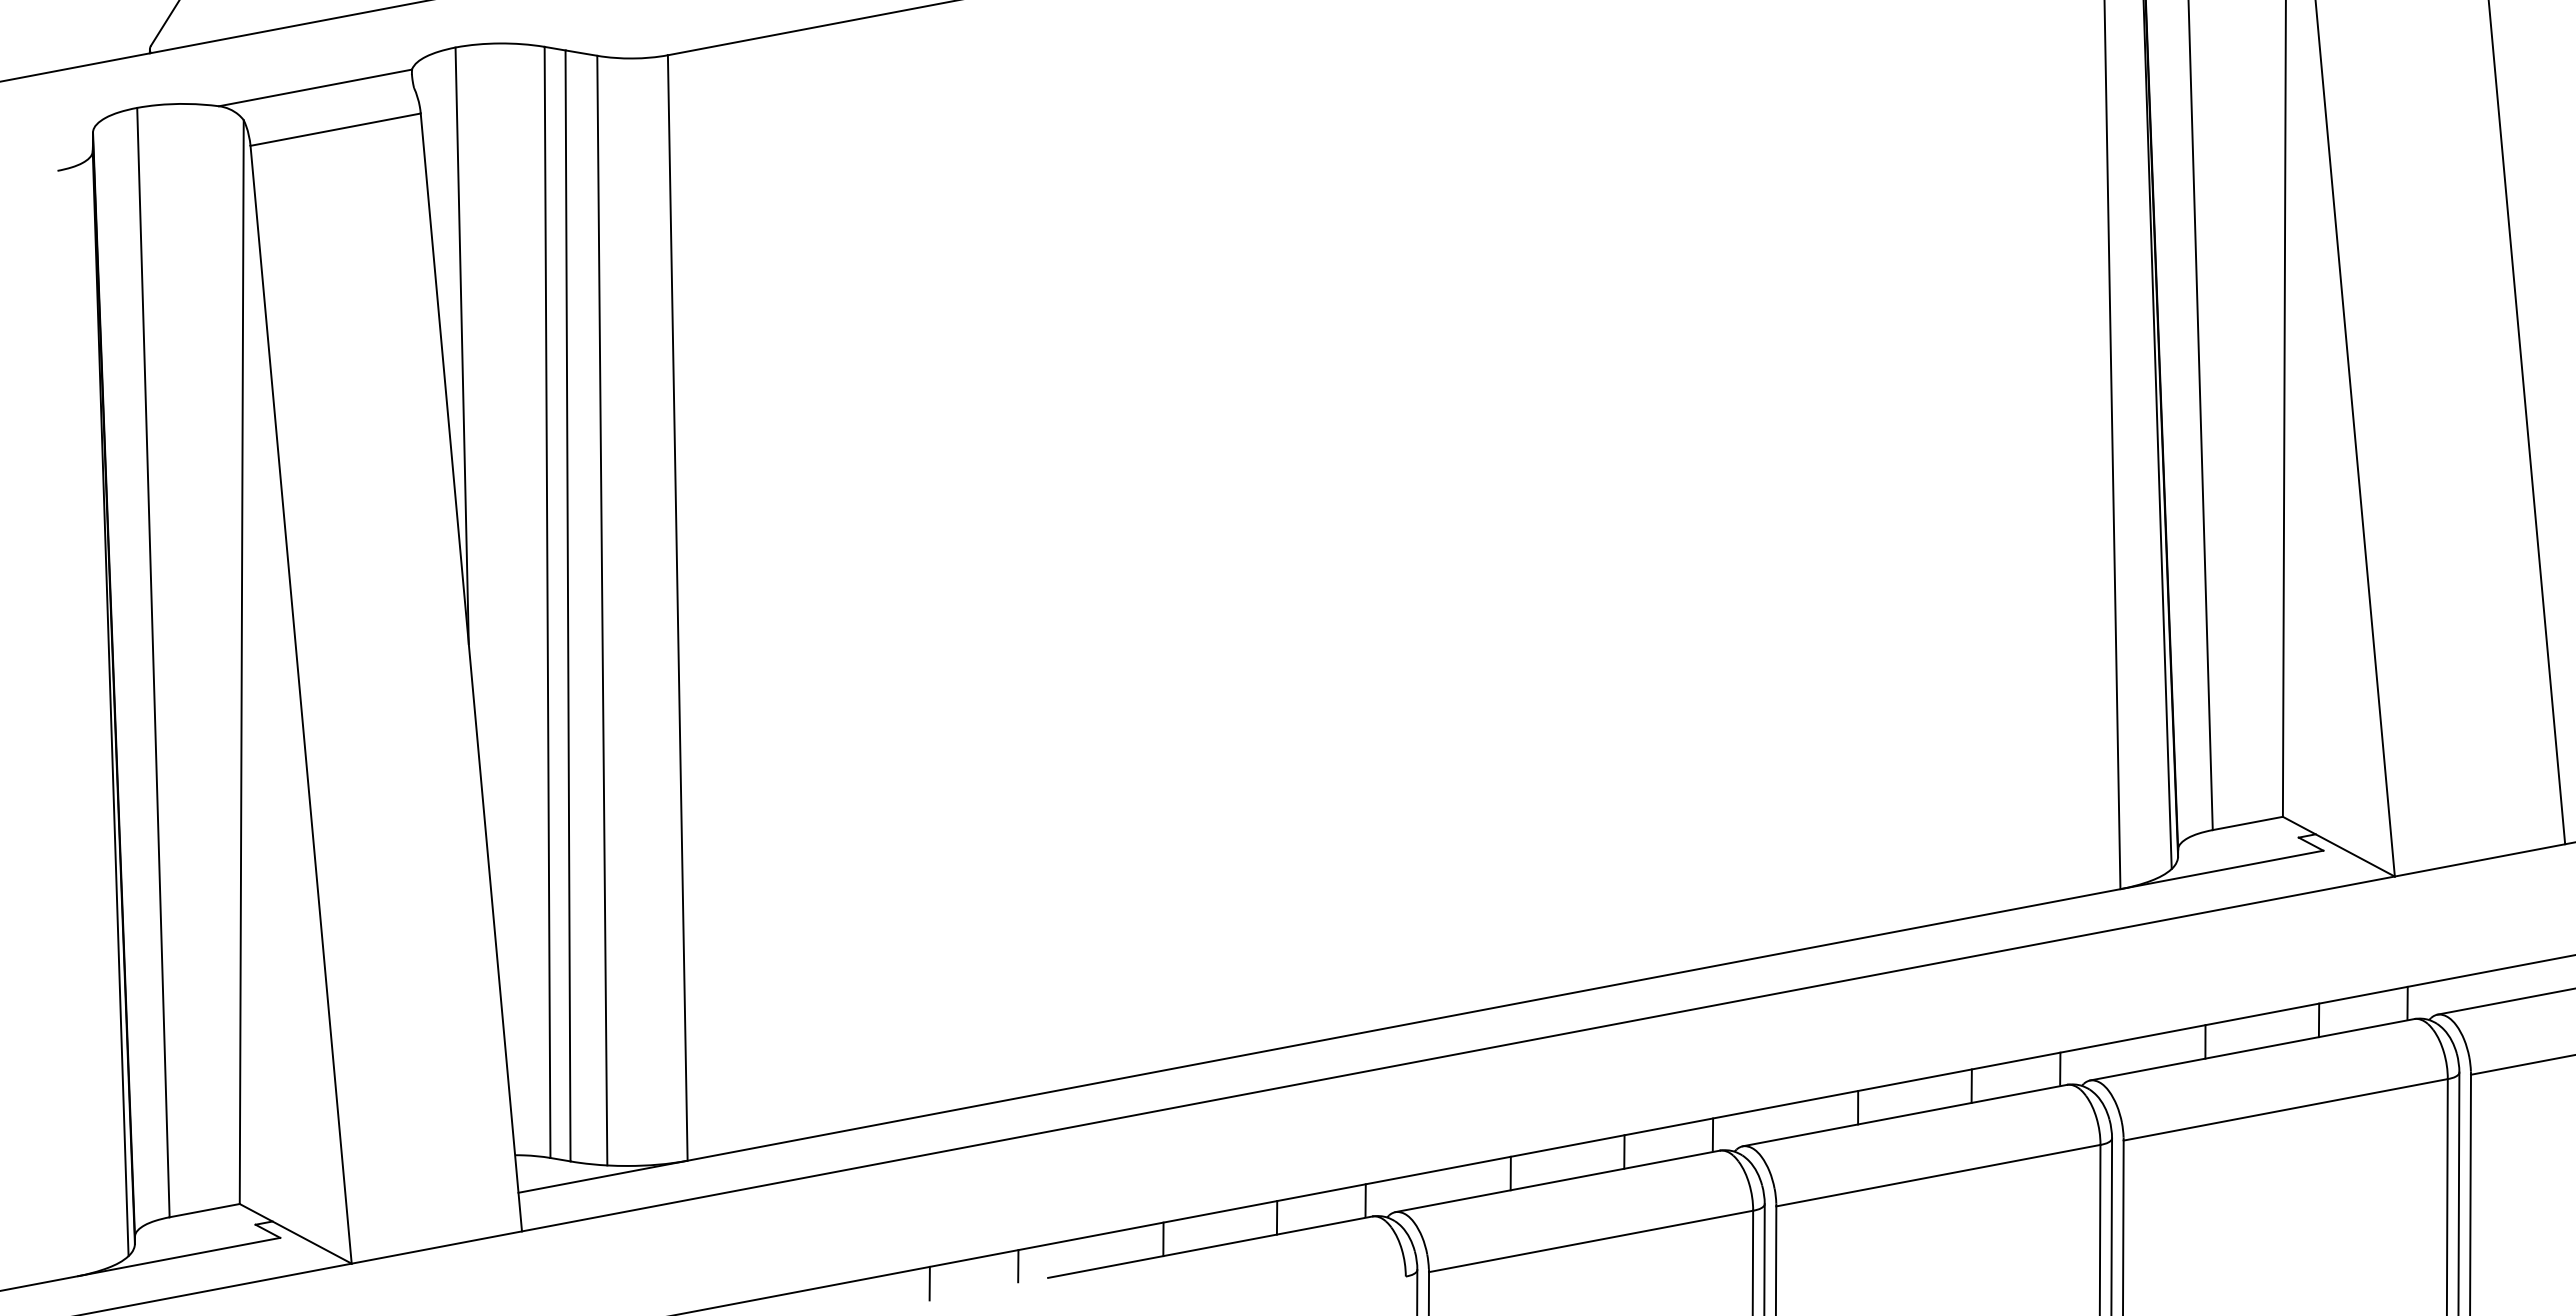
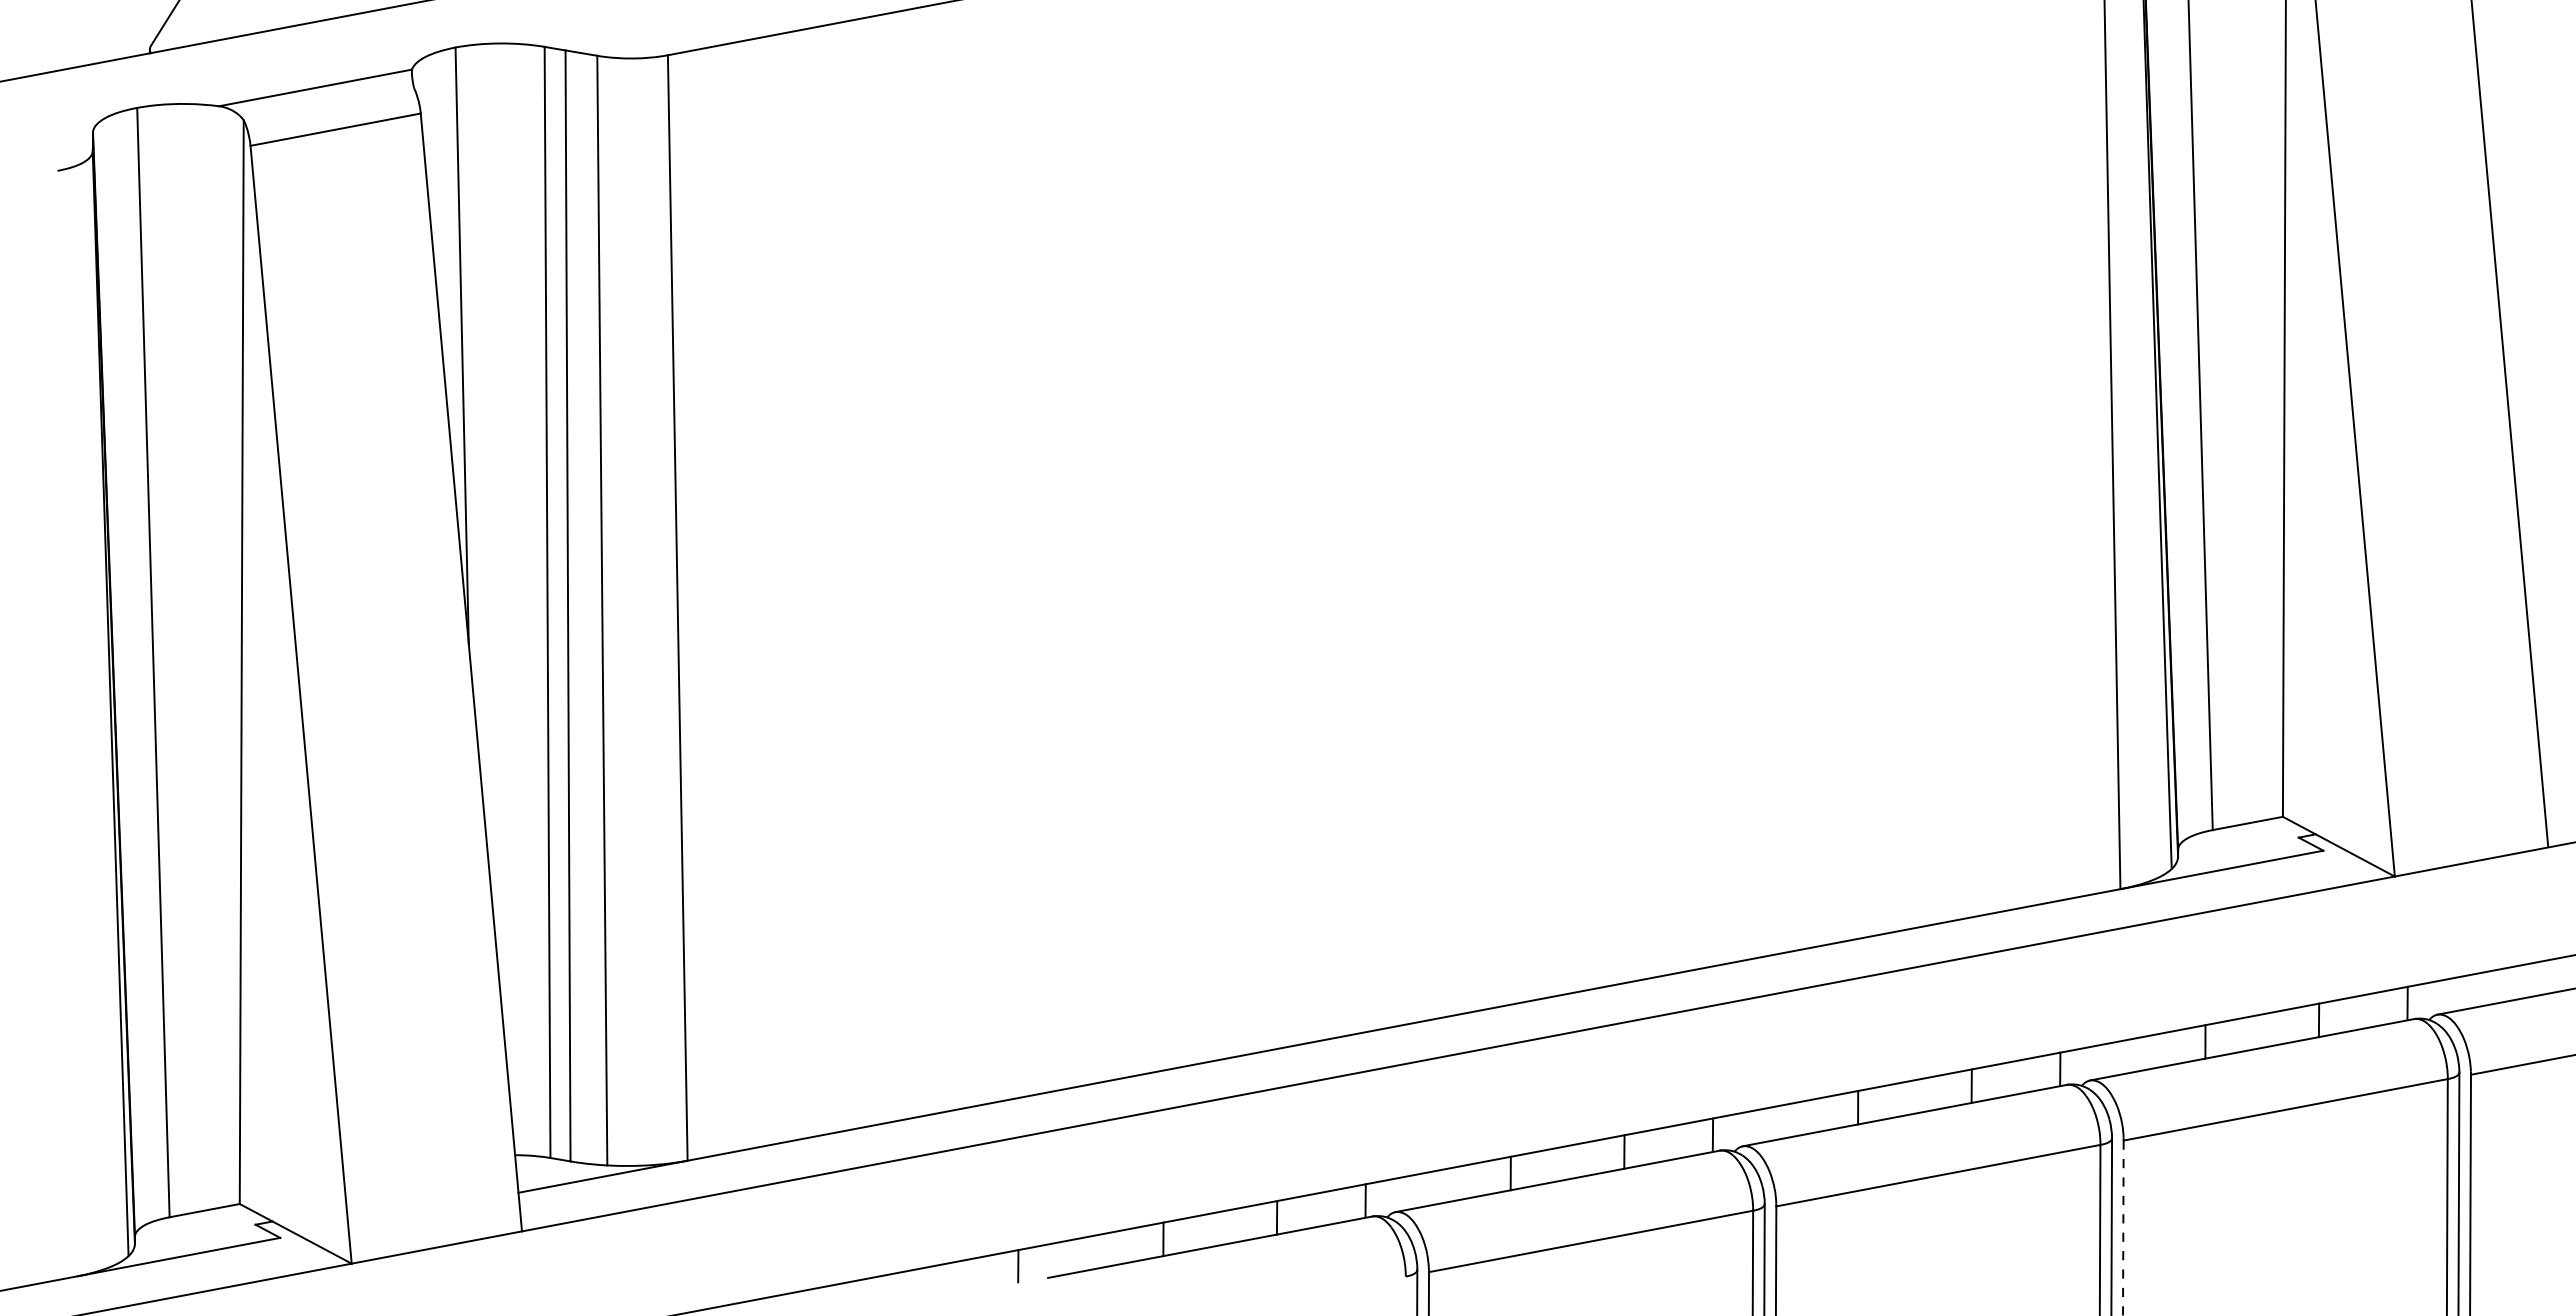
line position: (2526, 423) -> (2509, 424) (2509, 424)
line: solid -> dashed (2123, 1228)
line: present -> none (929, 1283)
